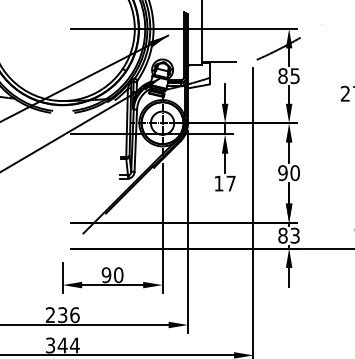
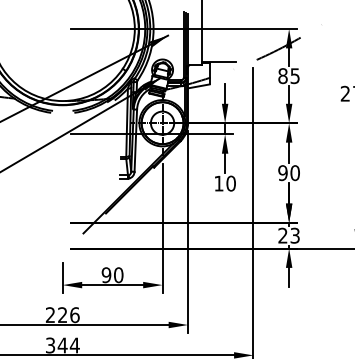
text: 17 -> 10 (230, 183)
text: 83 -> 23 (282, 235)
text: 236 -> 226 (62, 315)
